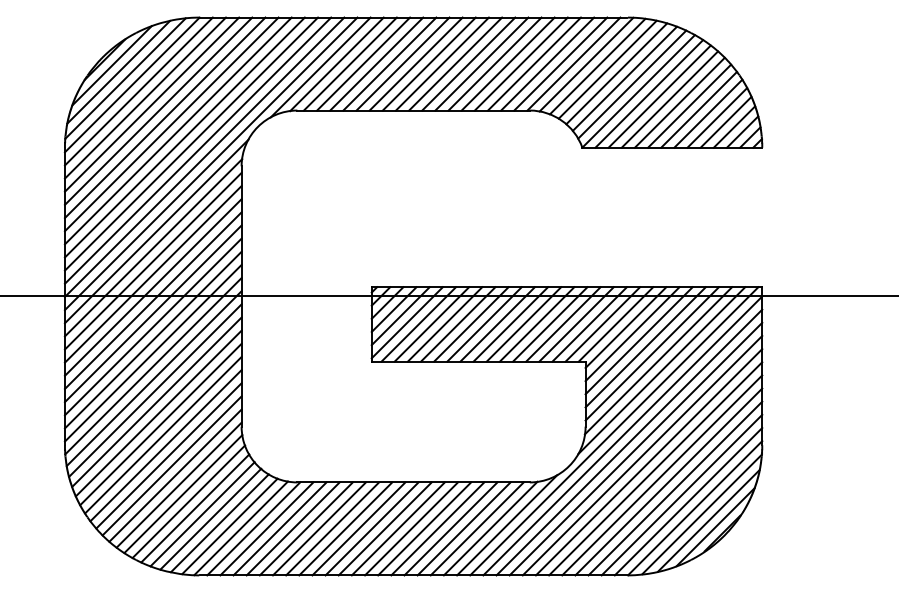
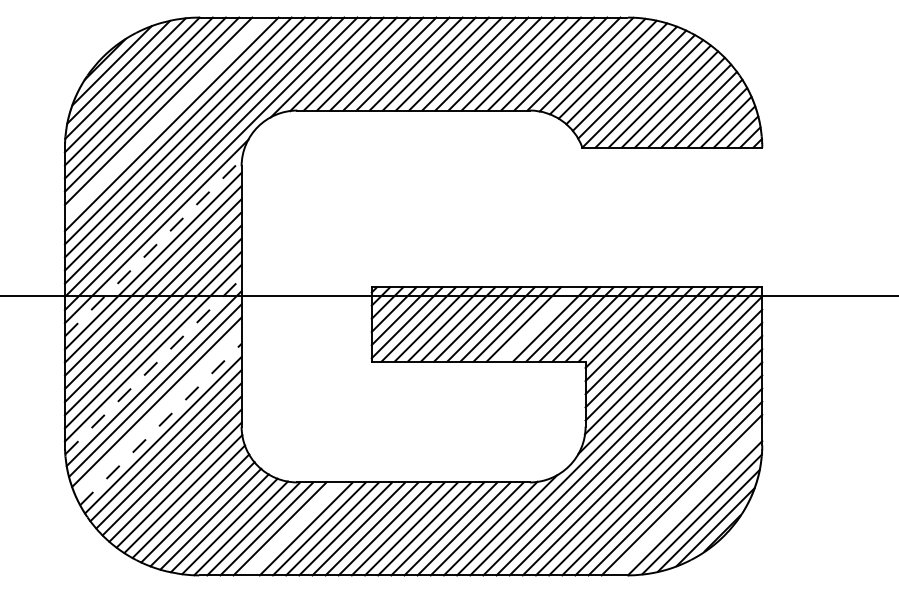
line: present -> none (164, 117)
line: solid -> dashed (153, 247)
line: present -> none (536, 324)
line: solid -> dashed (153, 366)
line: present -> none (158, 413)
line: solid -> dashed (161, 424)
line: present -> none (688, 501)
line: present -> none (292, 528)
